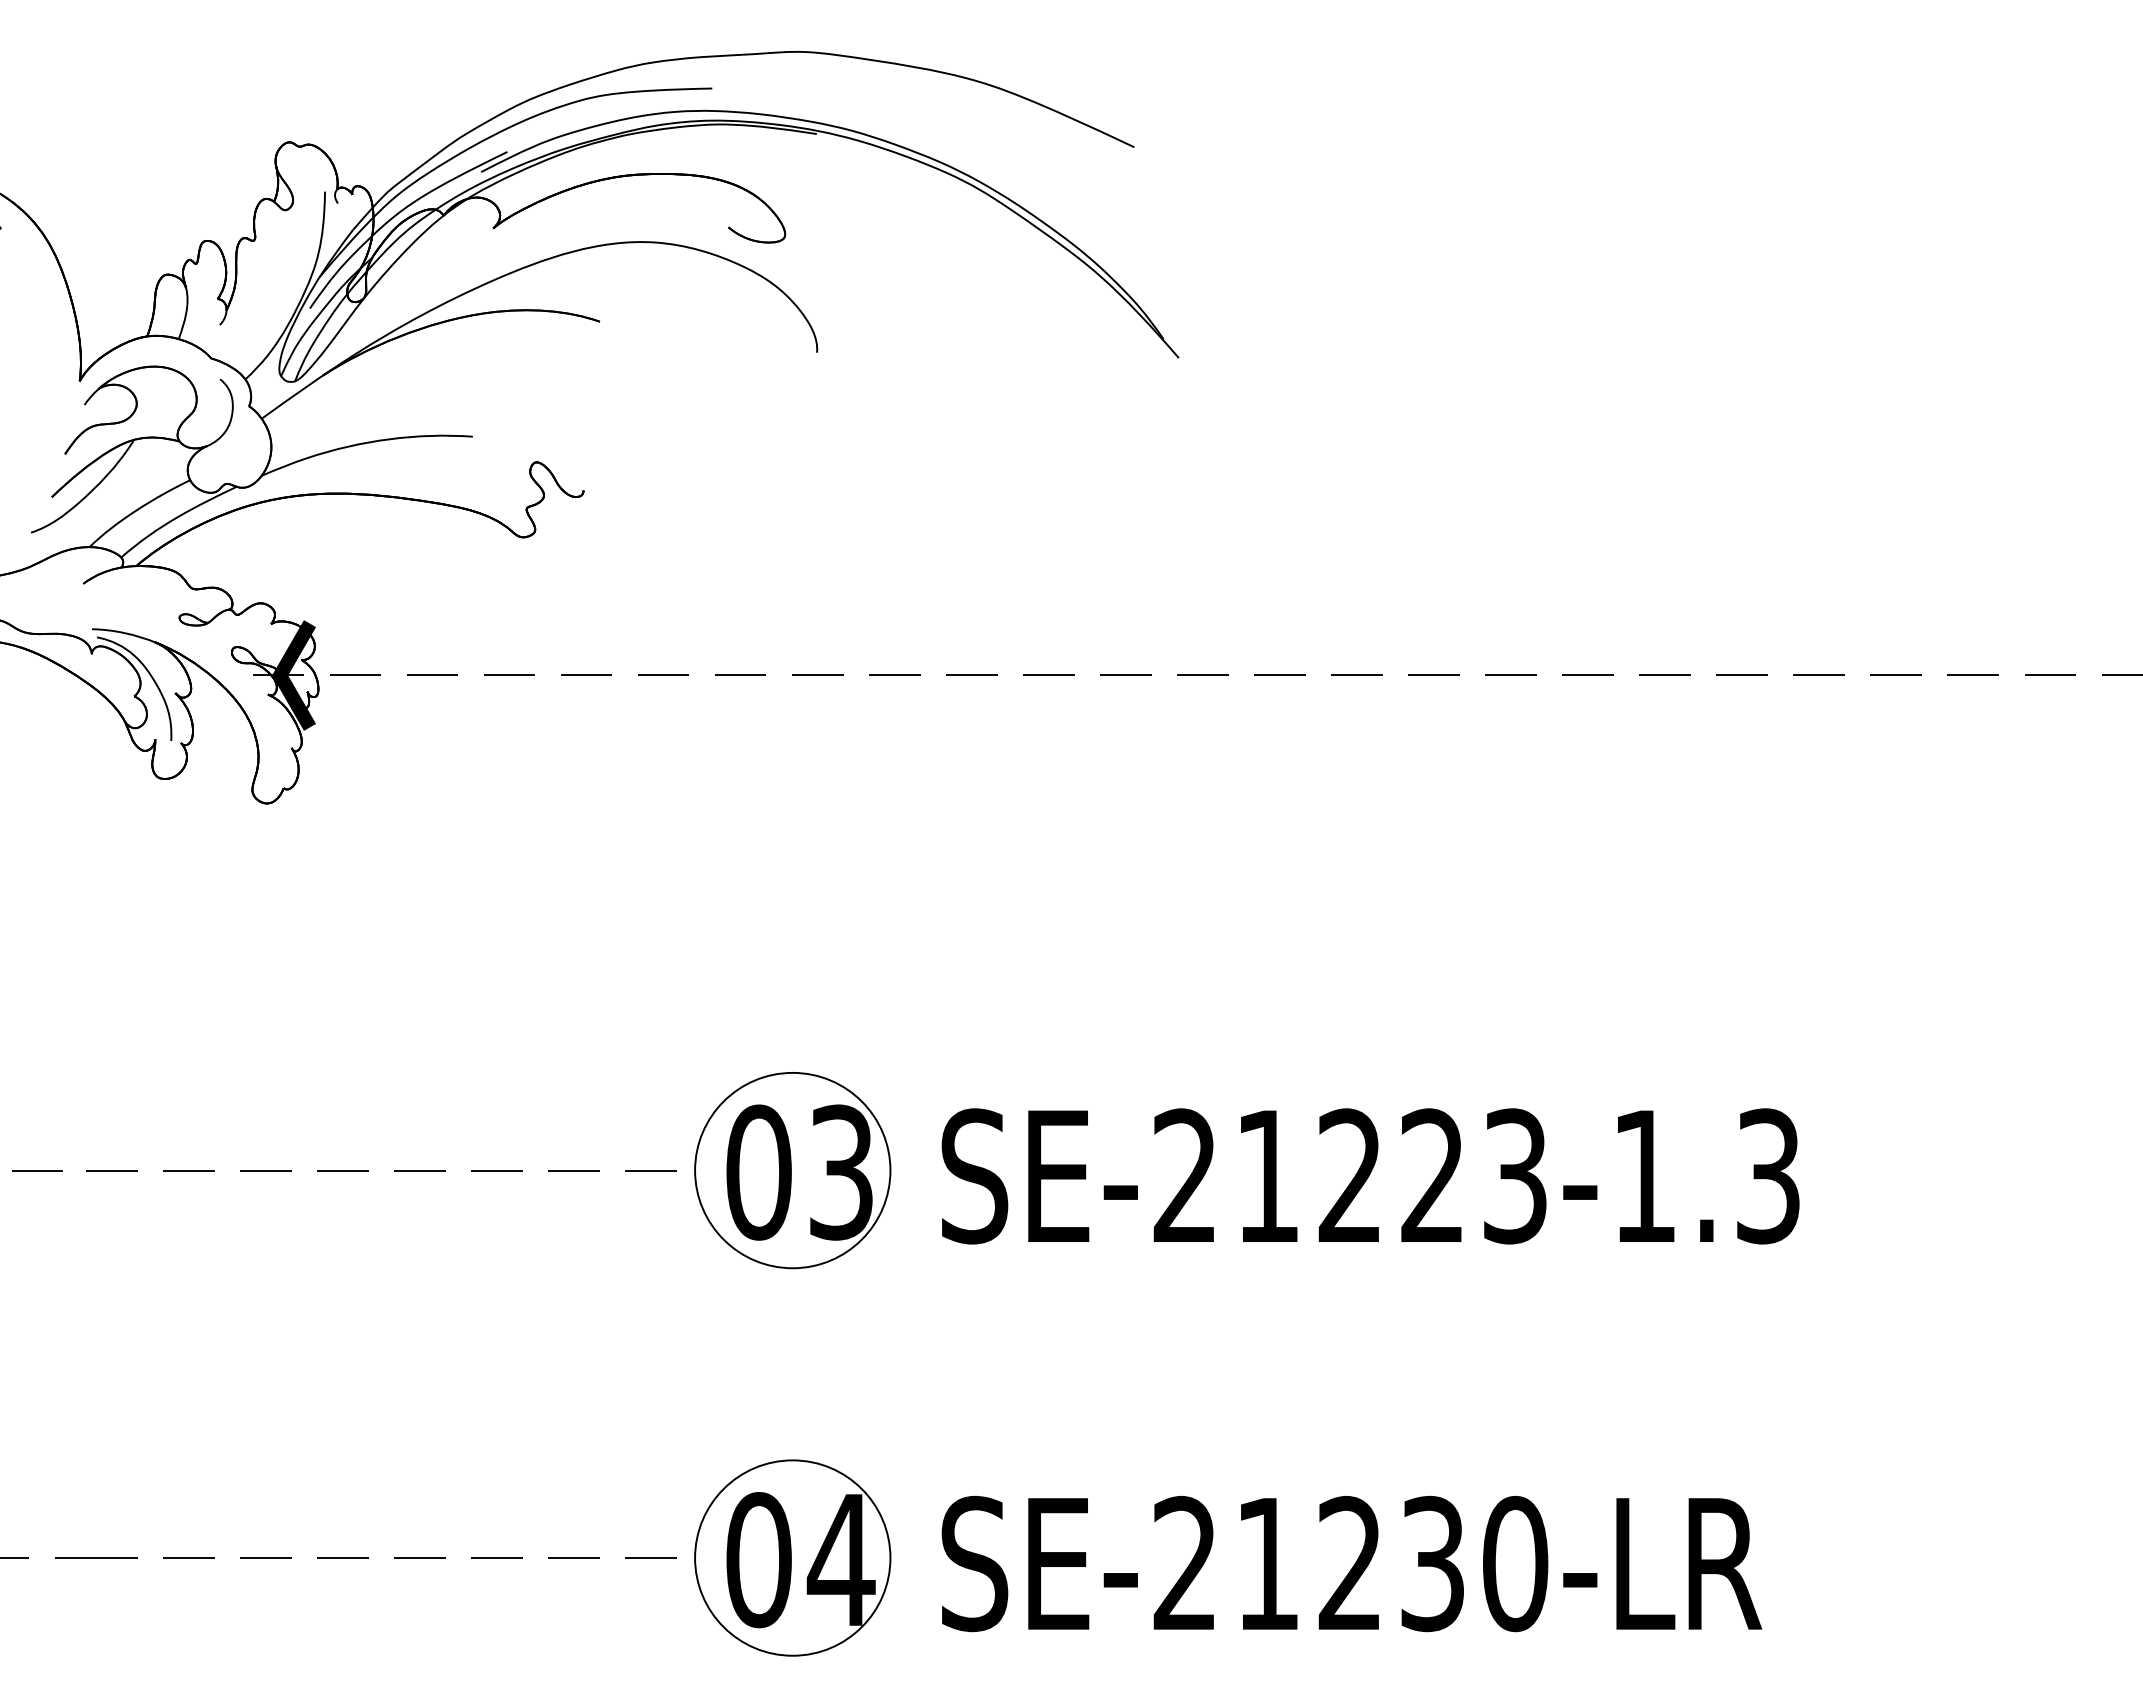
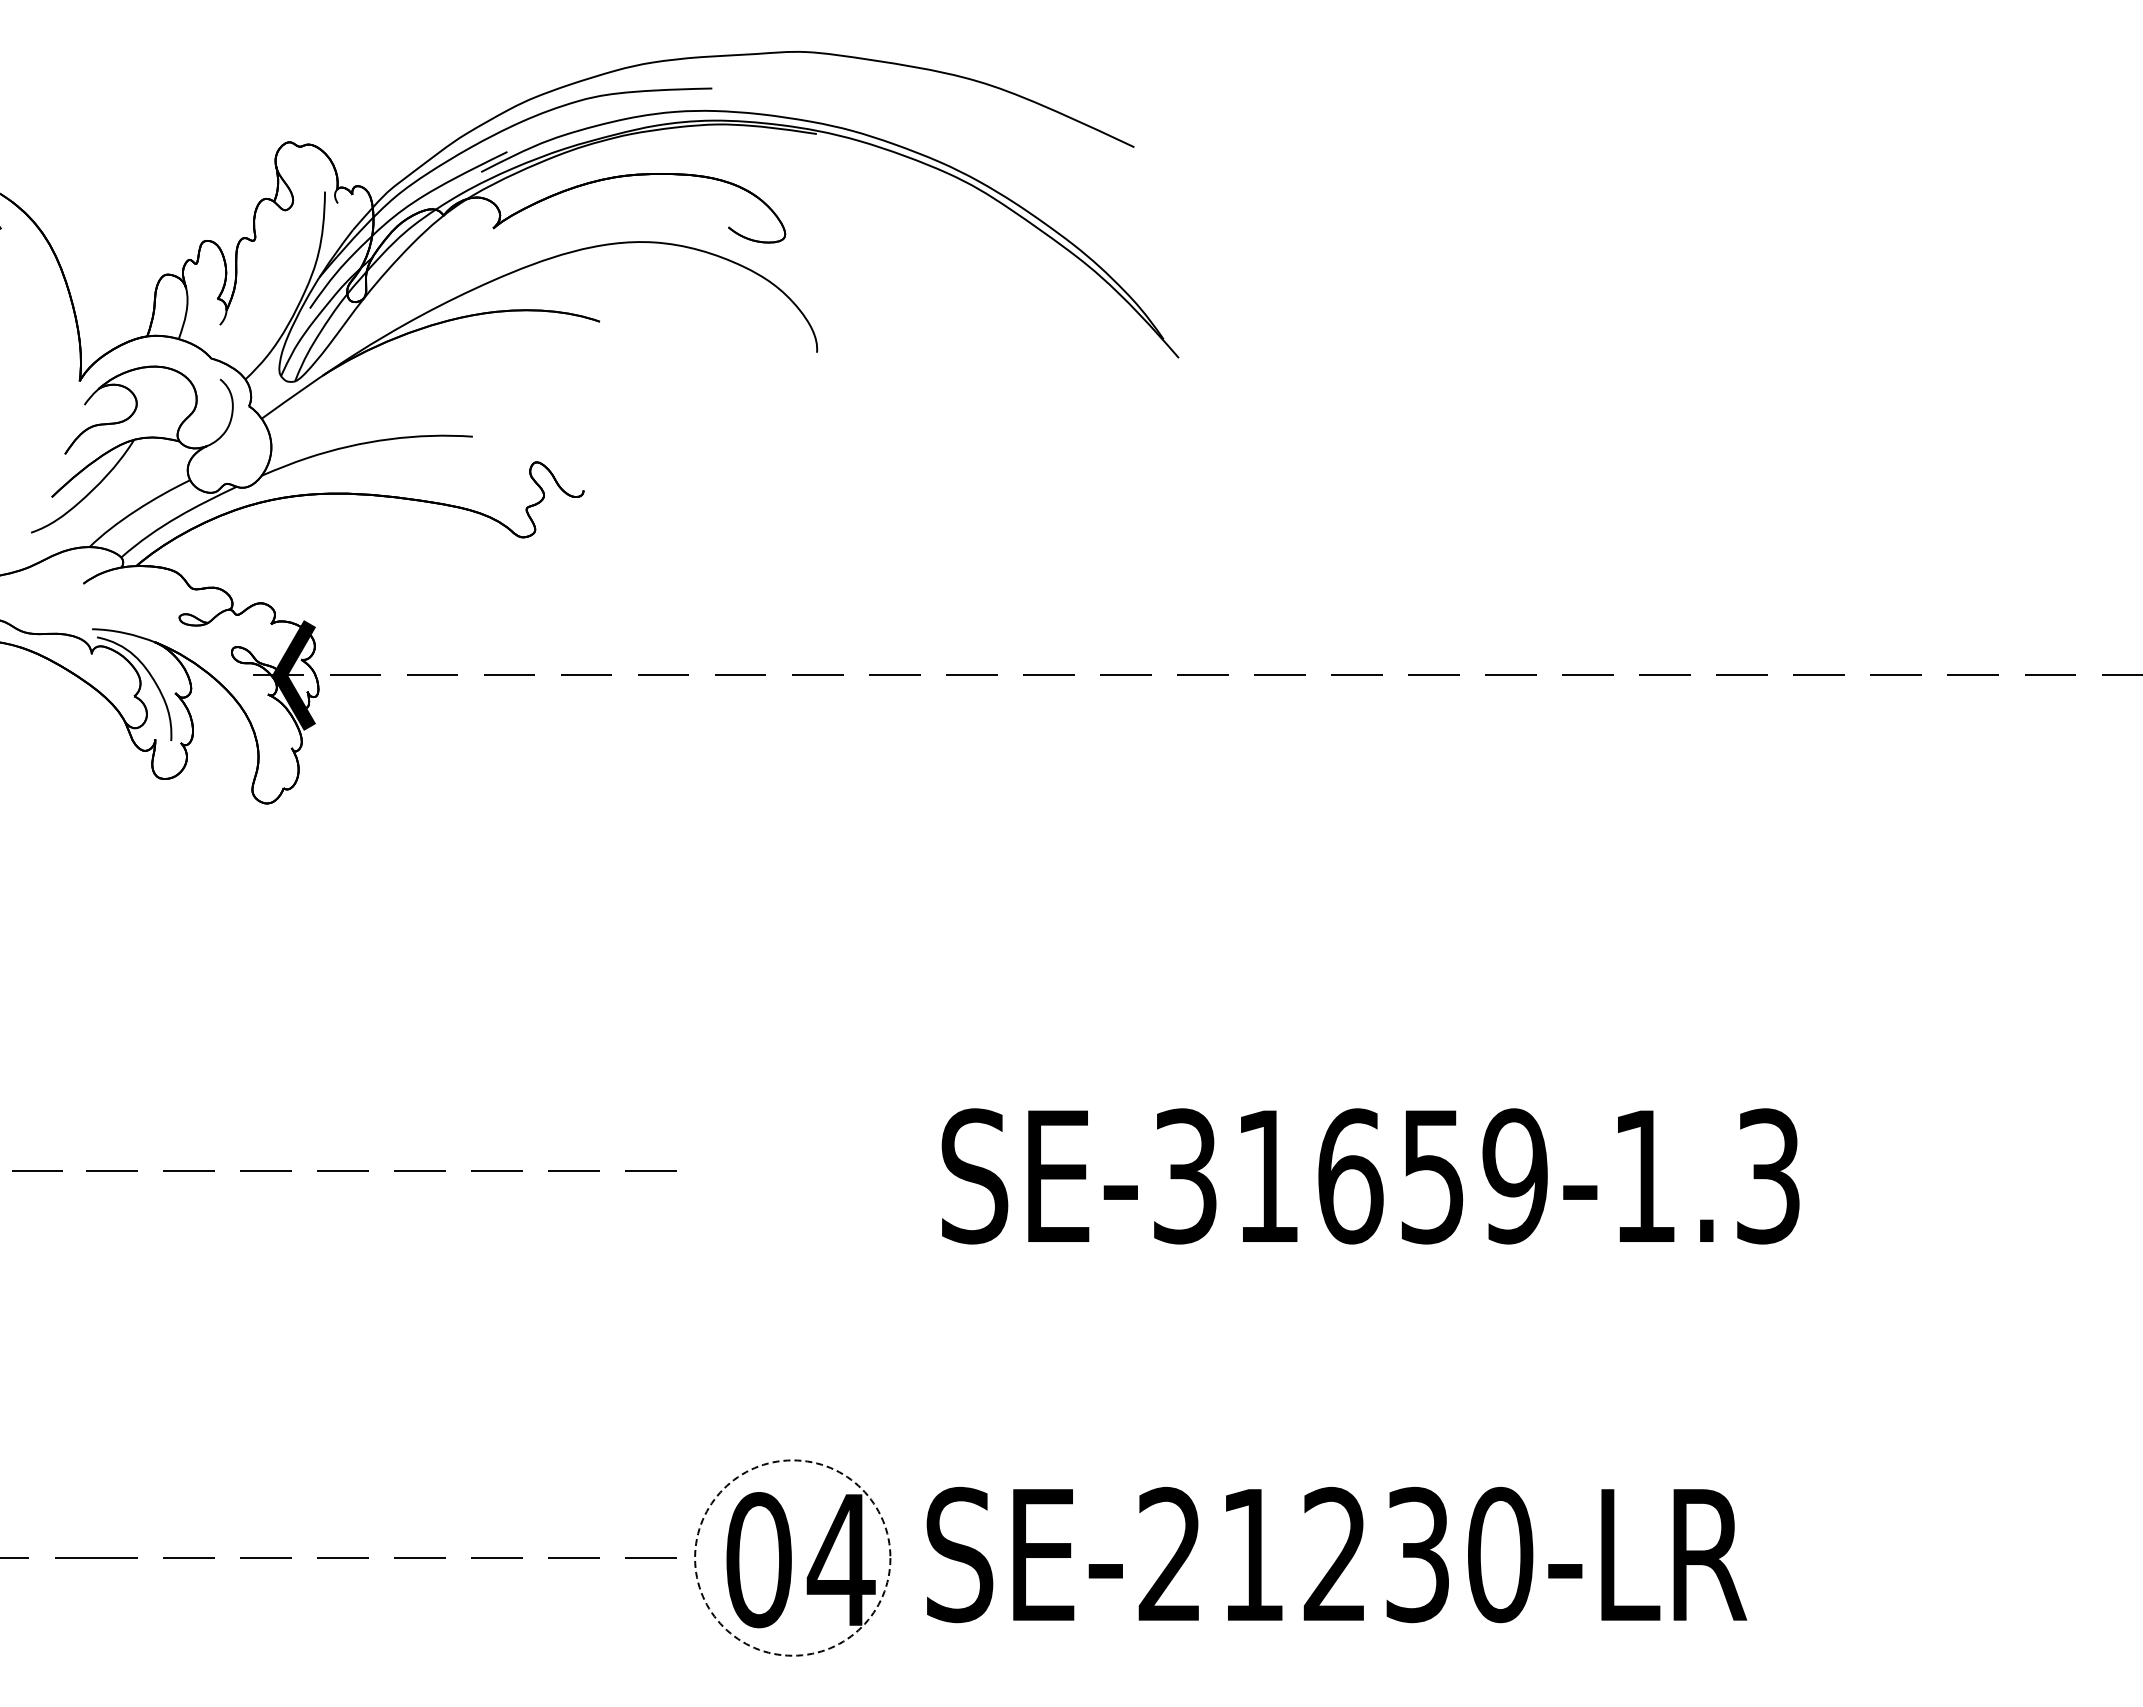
part: present -> none (792, 1170)
text: SE-21223-1.3 -> SE-31659-1.3 (1350, 1176)
circle: solid -> dashed (792, 1557)
text position: (1351, 1563) -> (1336, 1554) (1336, 1554)
